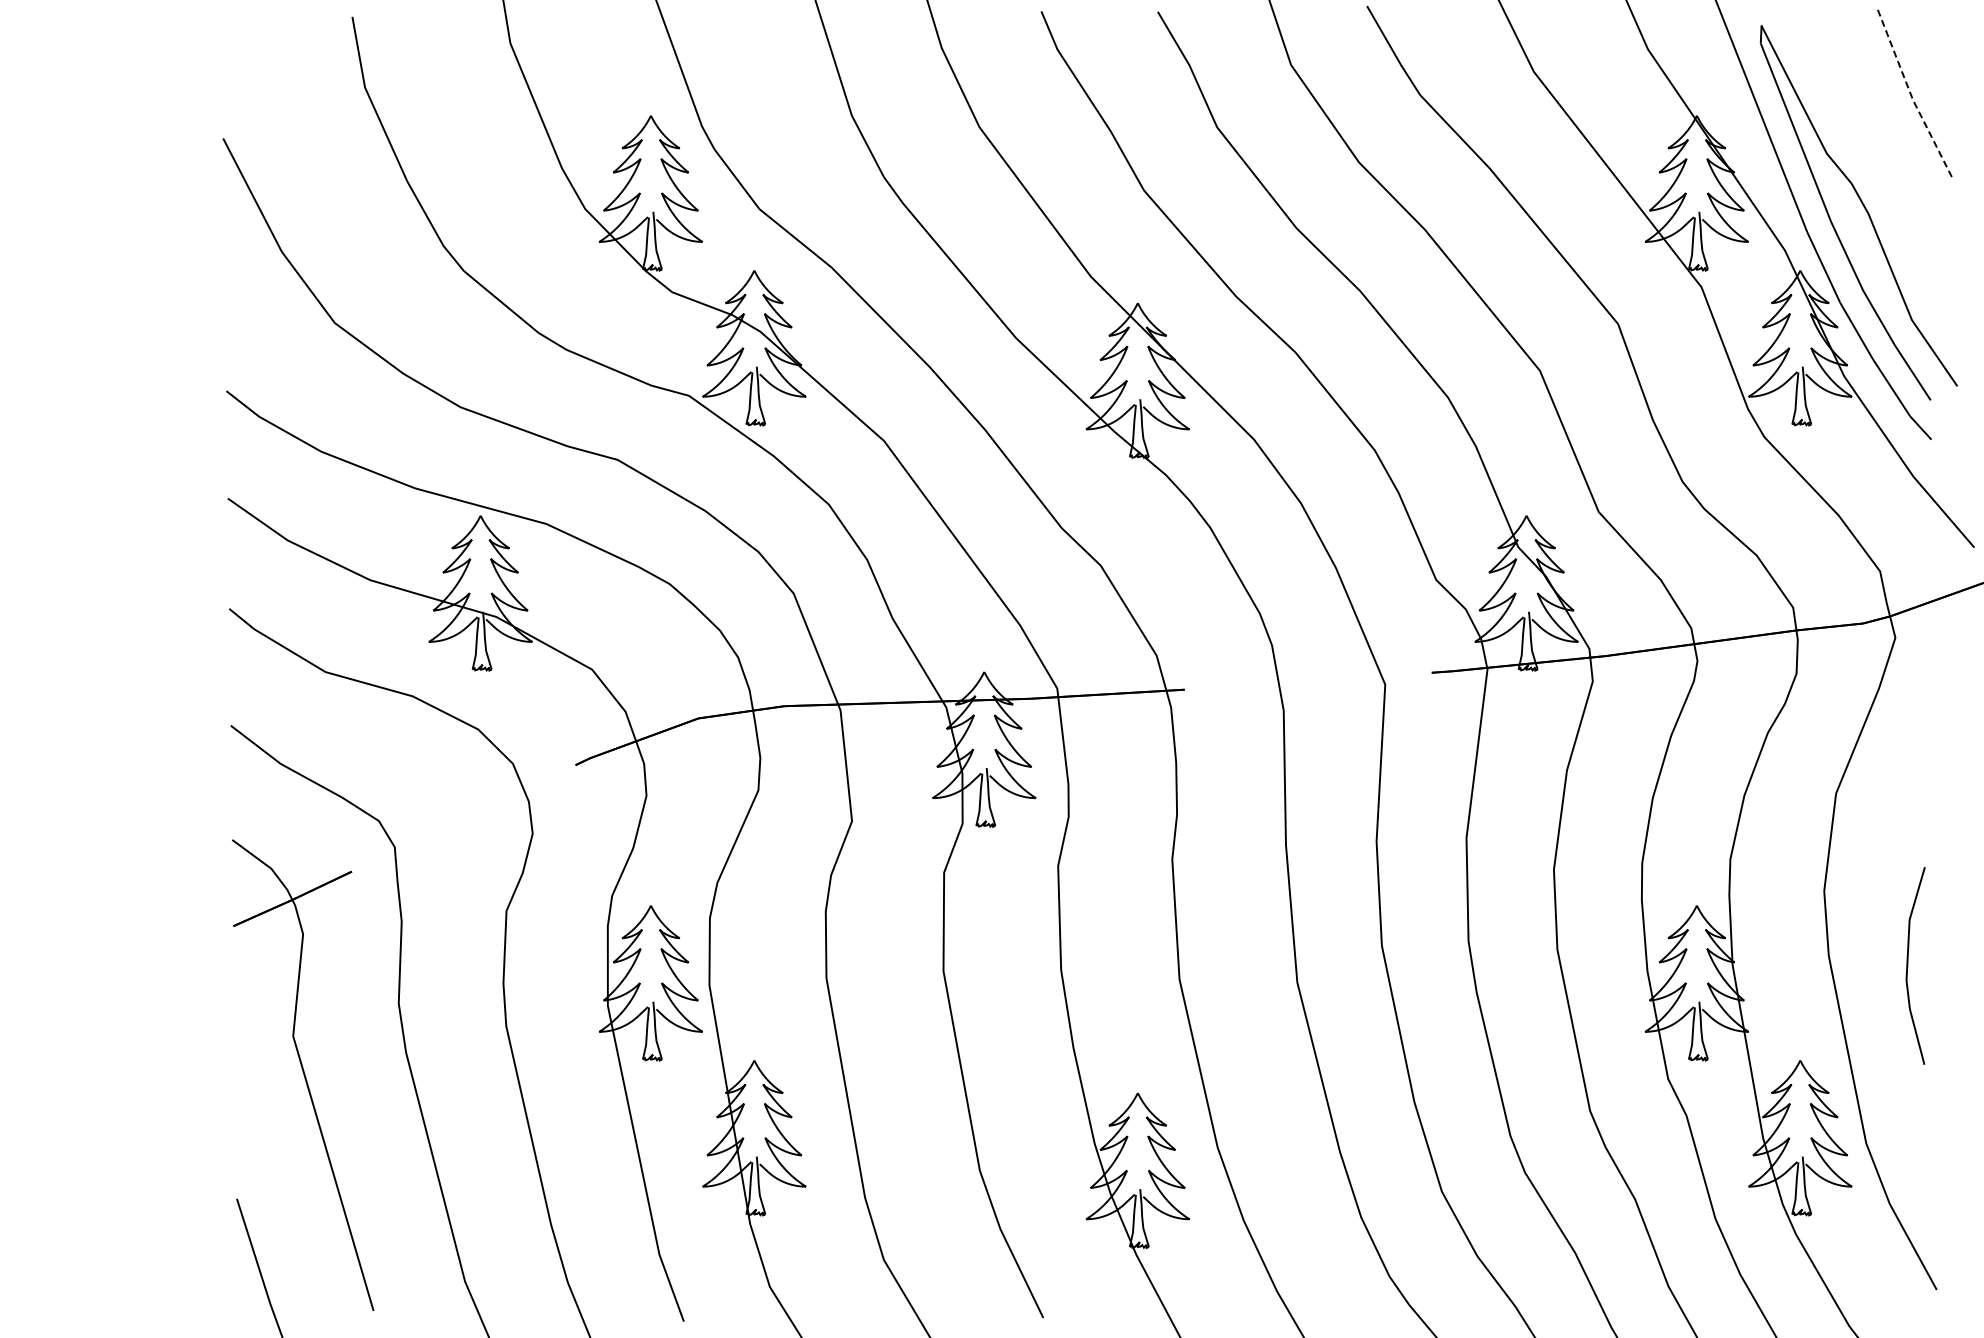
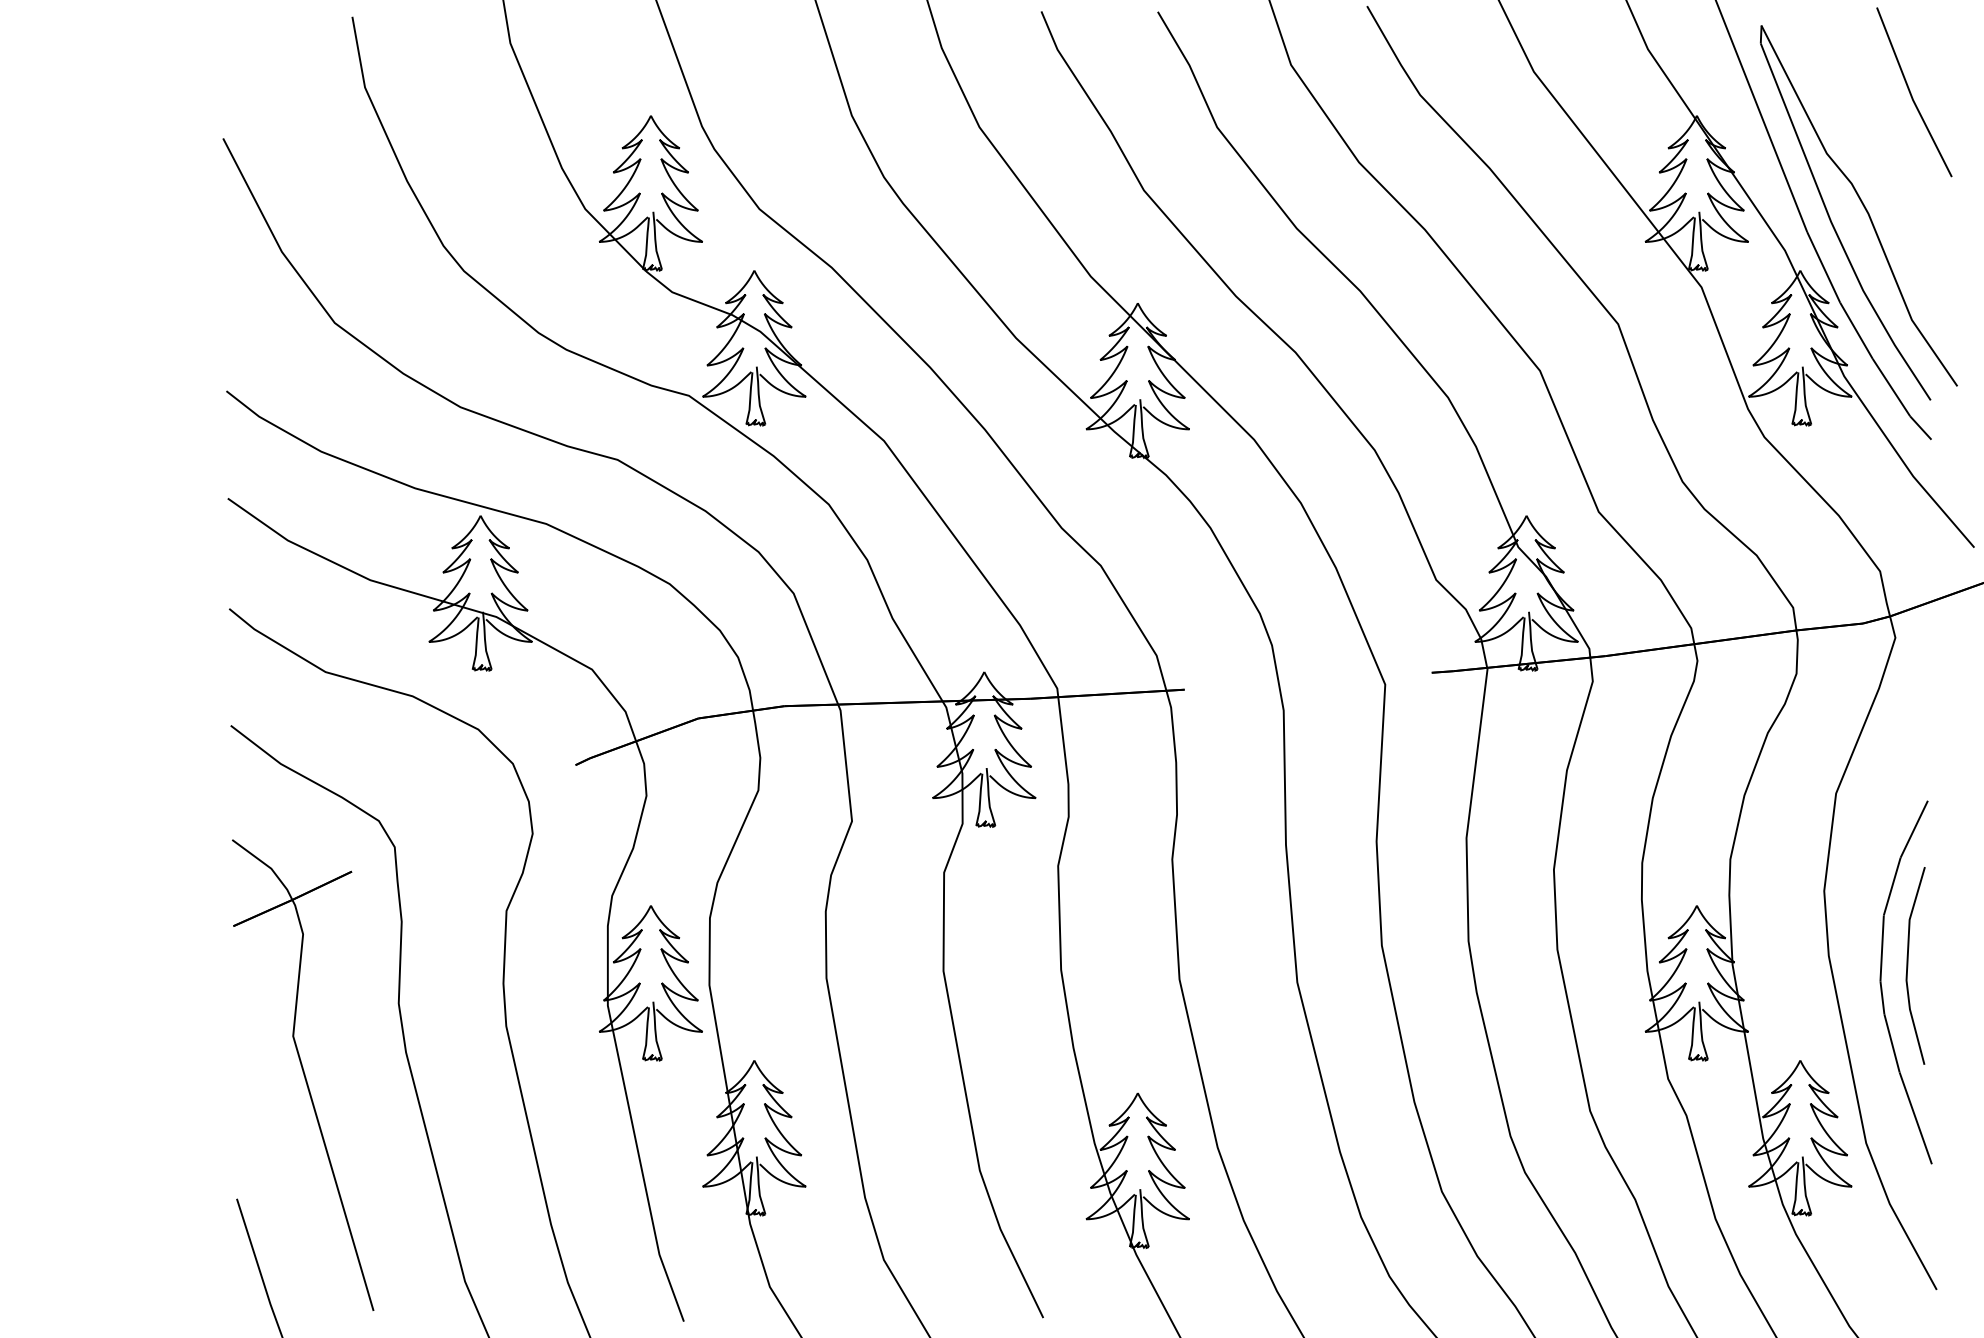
line: dashed -> solid (1910, 94)
curve: none -> present (1882, 987)
